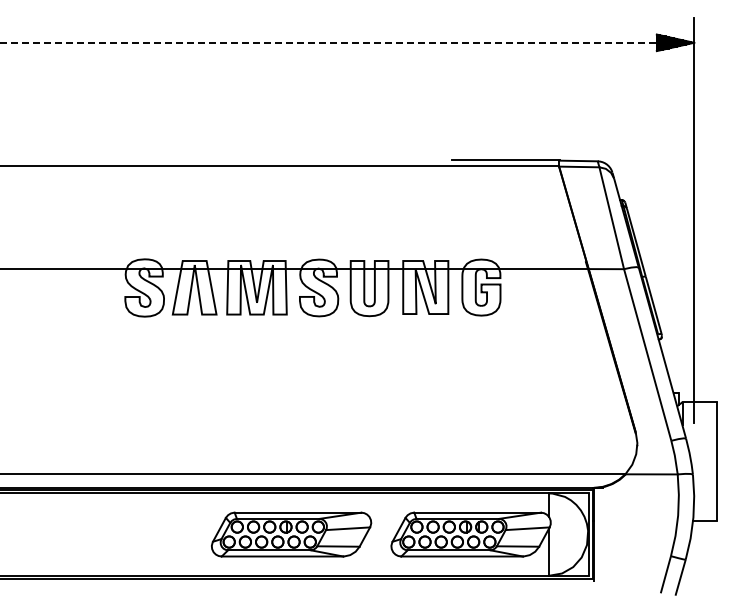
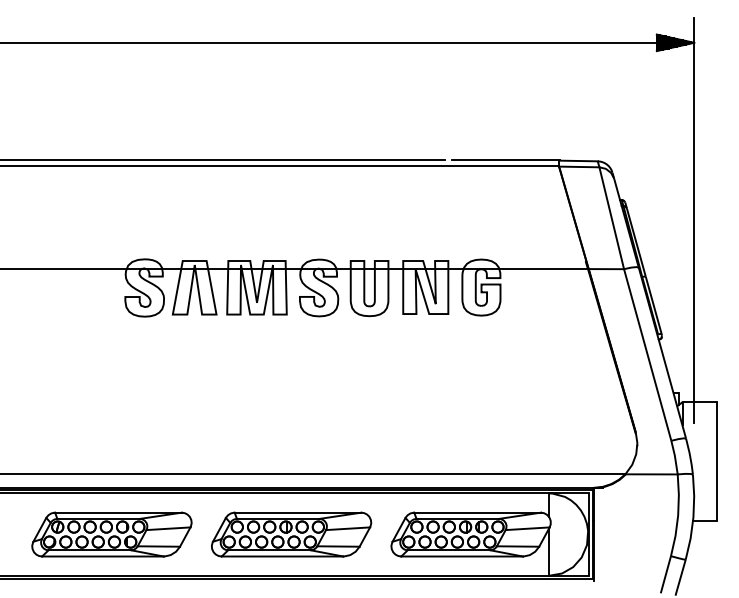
line: dashed -> solid (347, 42)
line: none -> present (223, 159)
part: none -> present (111, 534)
